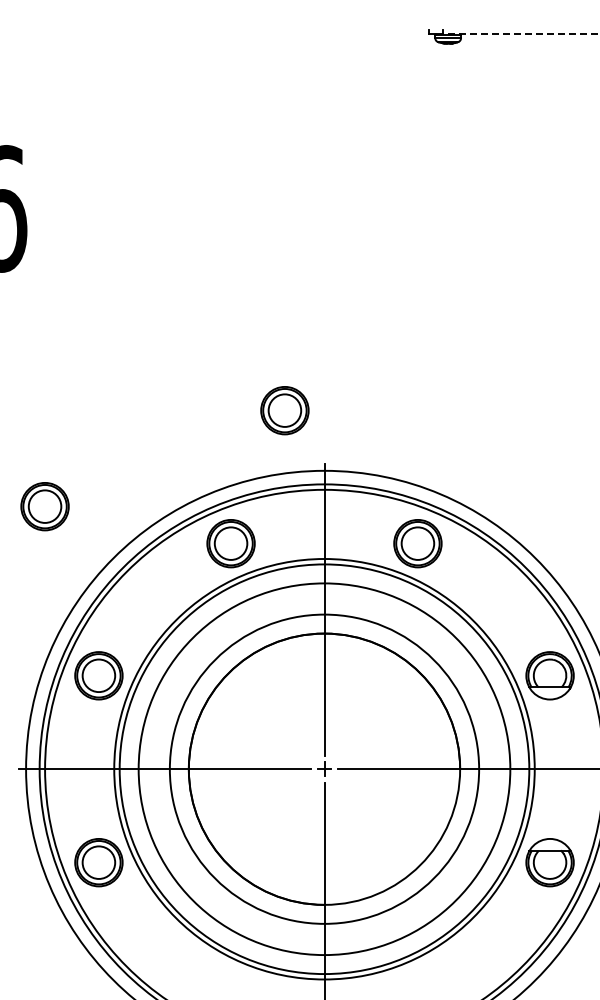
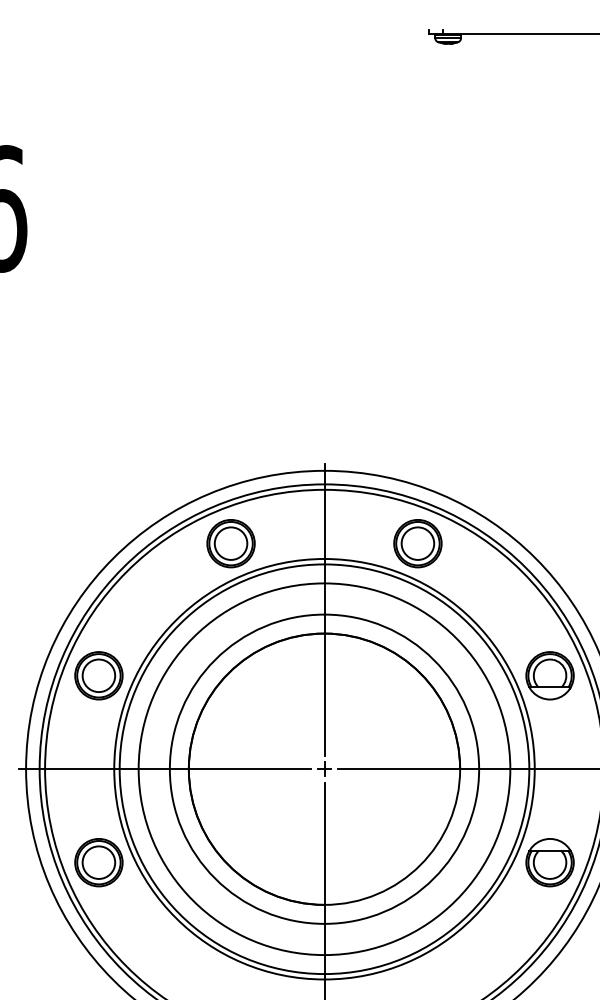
line: dashed -> solid (520, 34)
part: present -> none (284, 410)
part: present -> none (44, 506)
